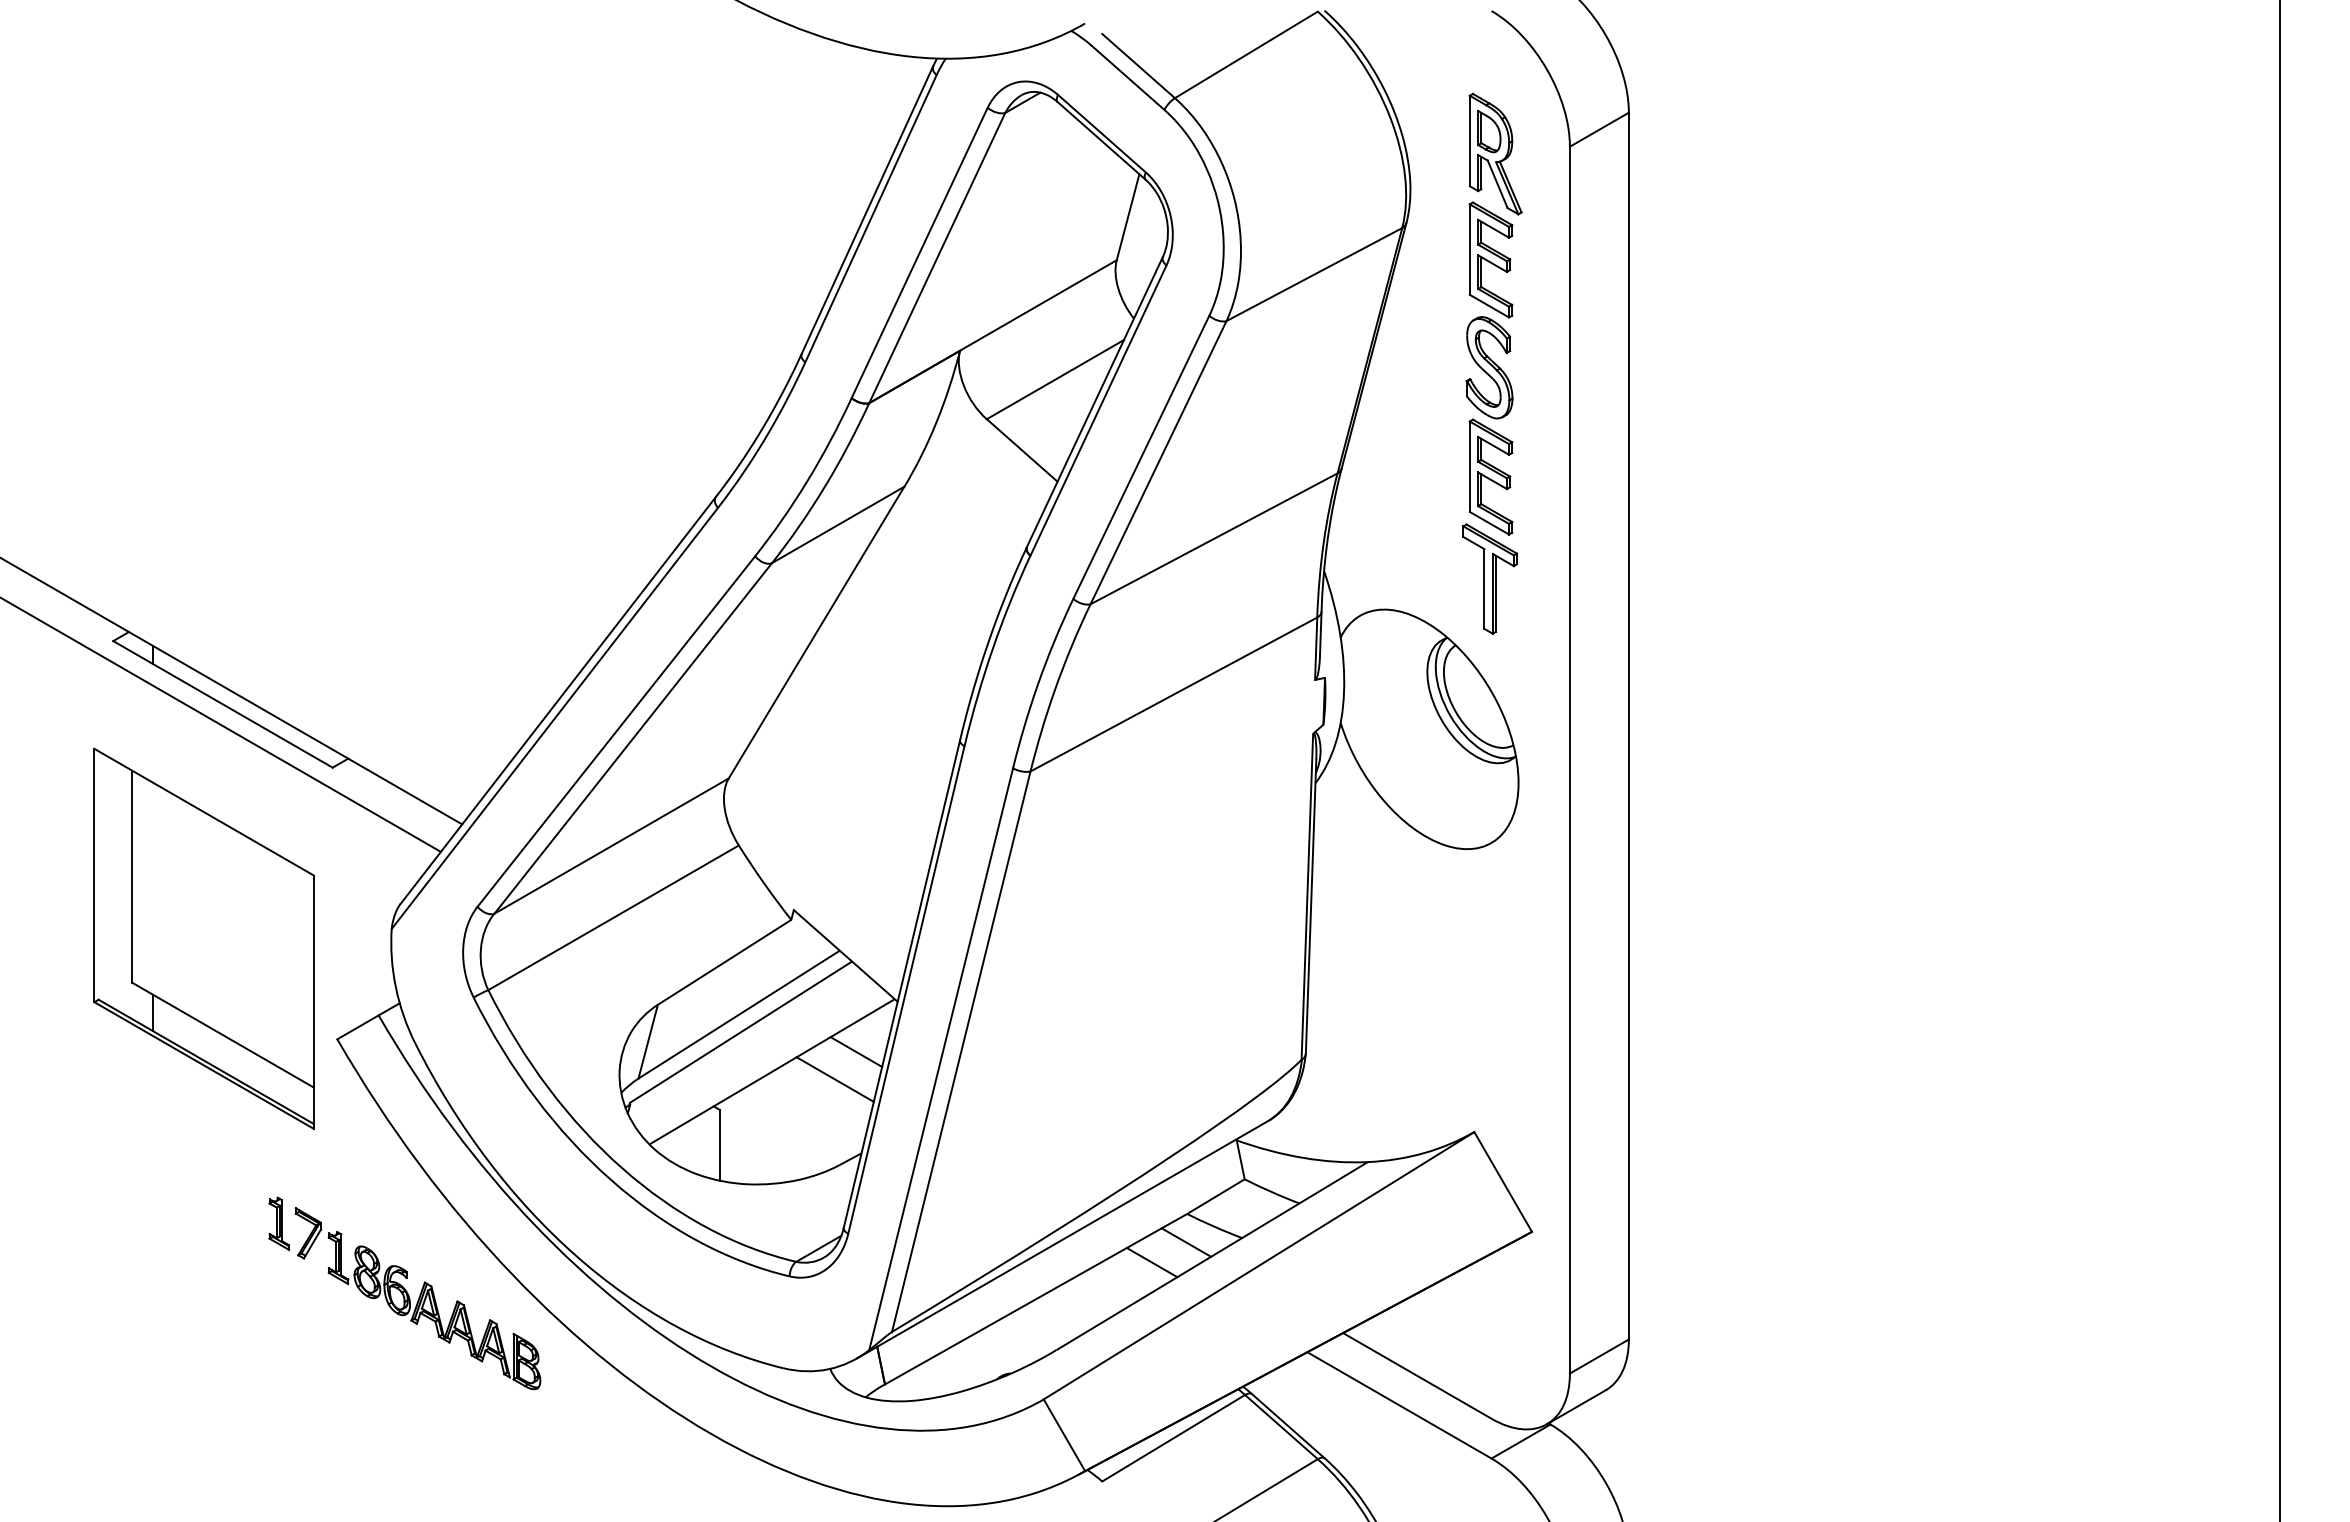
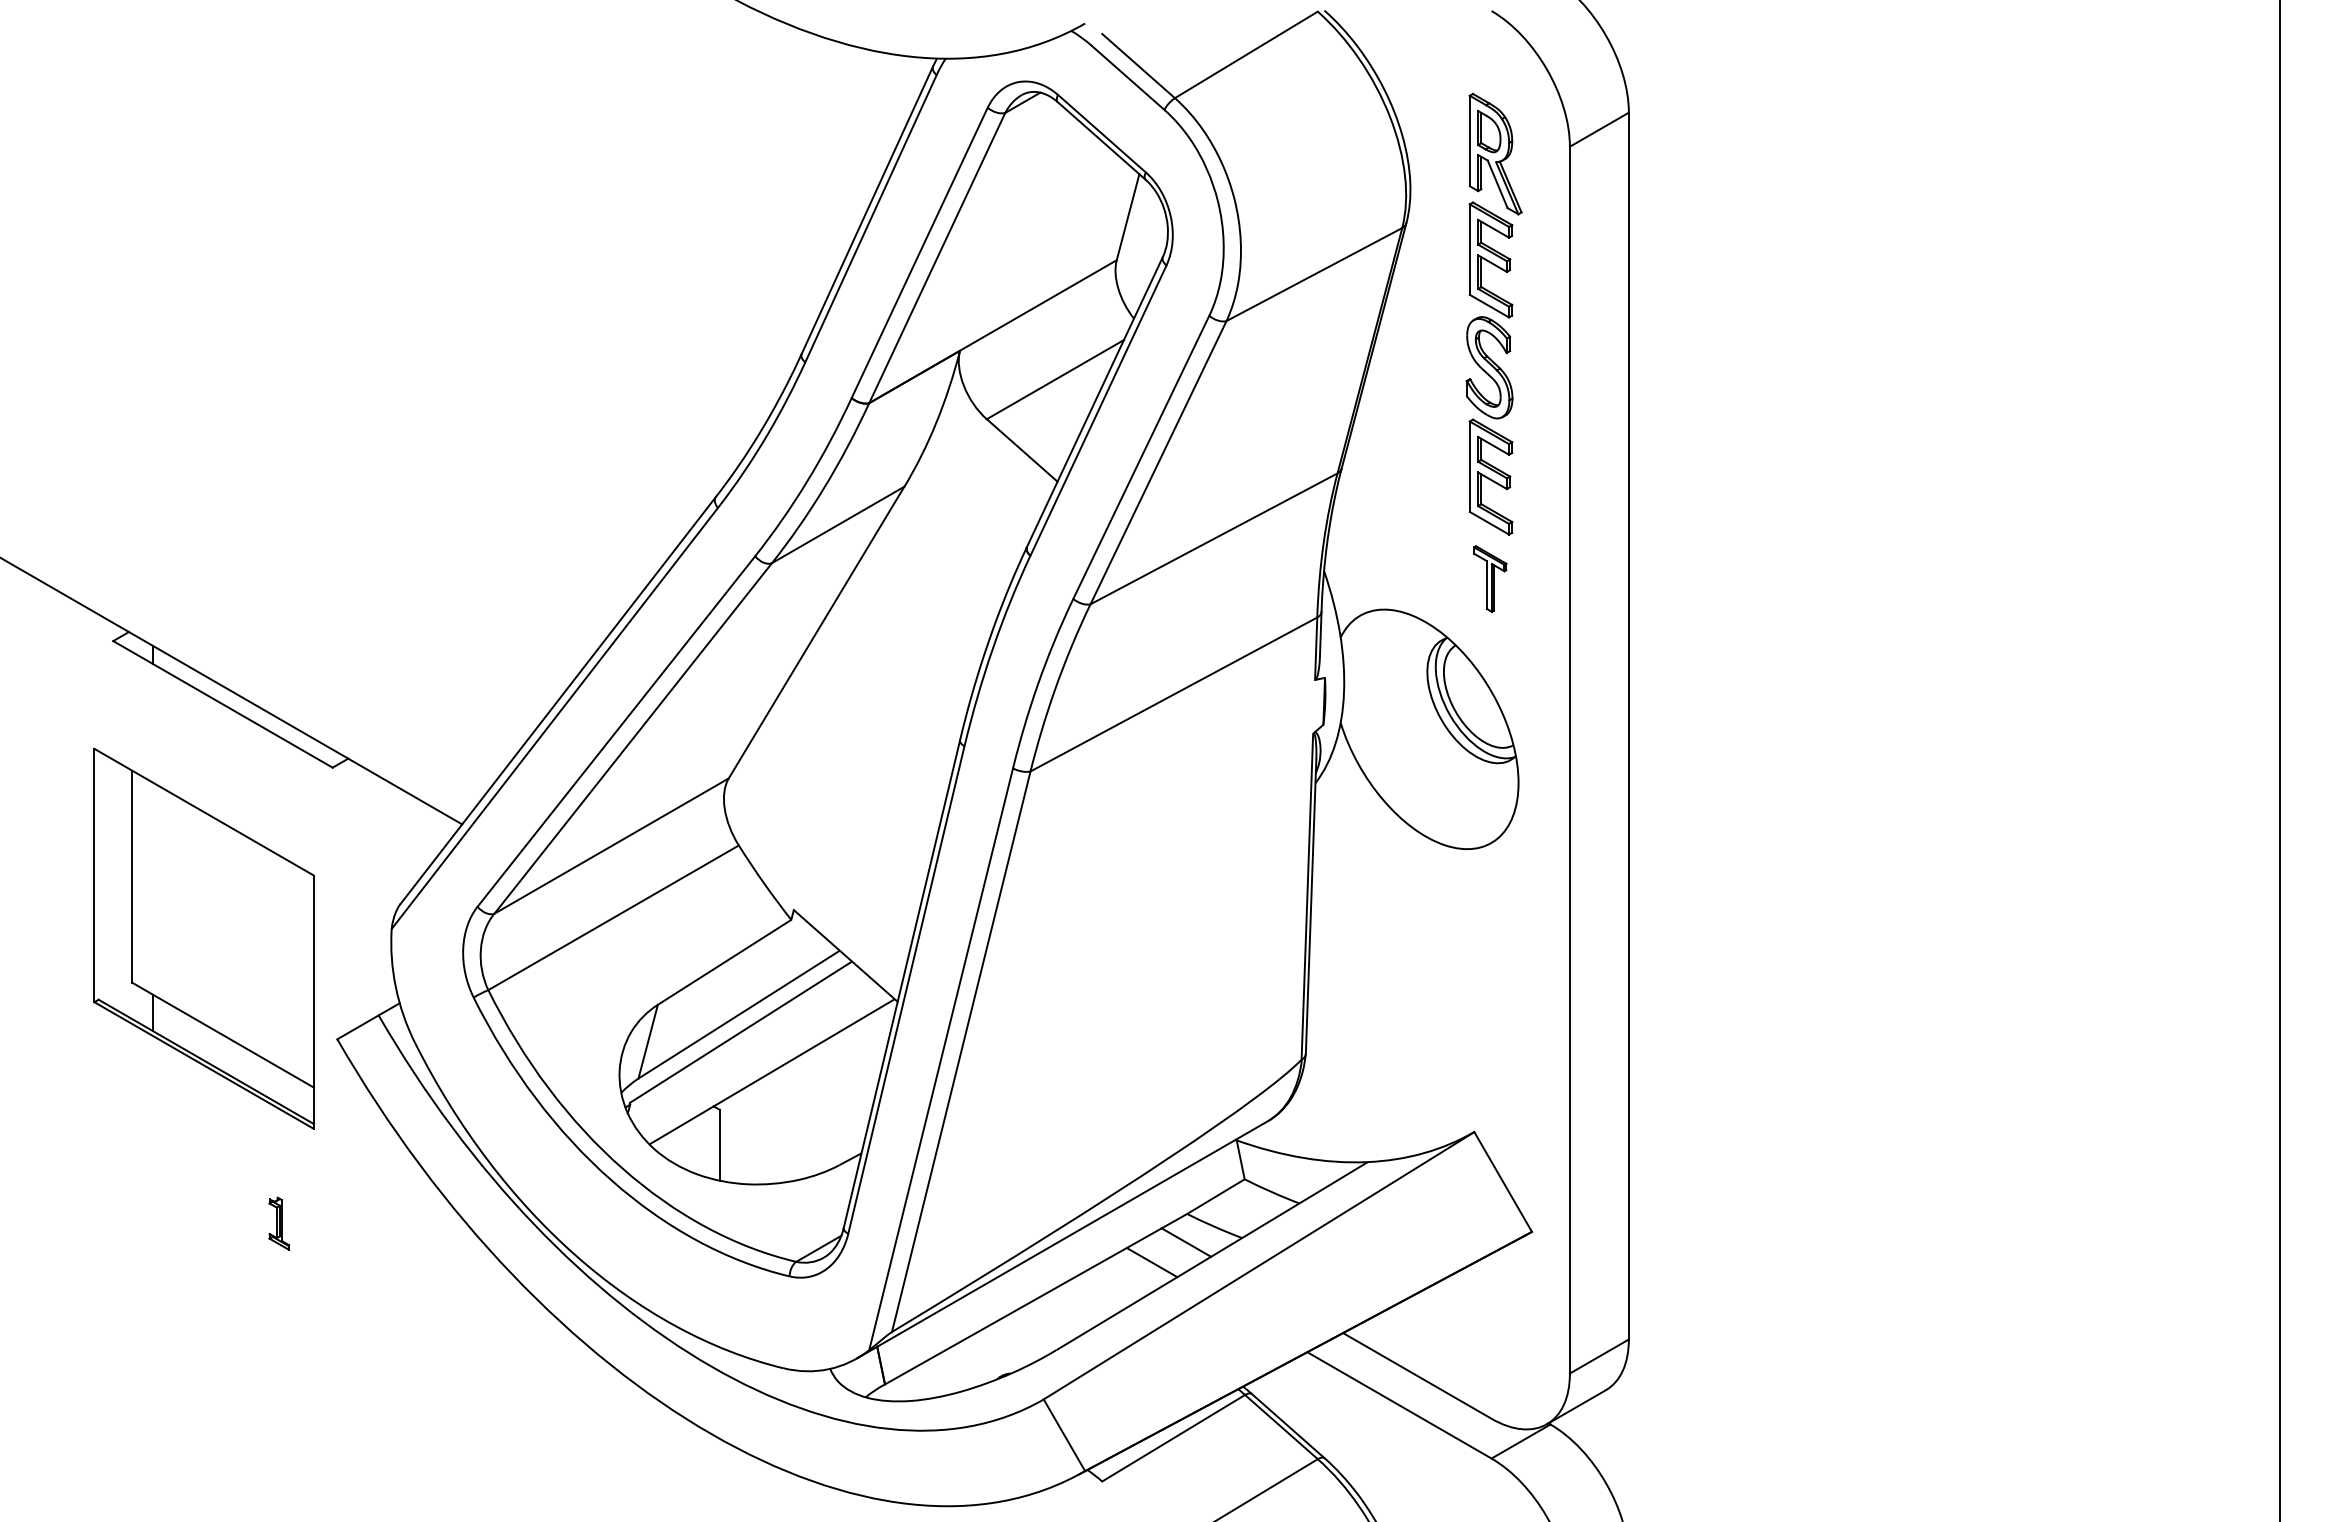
part size: 57x112 px -> 35x68 px (1490, 578)
line: present -> none (221, 724)
line: present -> none (856, 1051)
line: present -> none (834, 1079)
part: present -> none (417, 1298)
